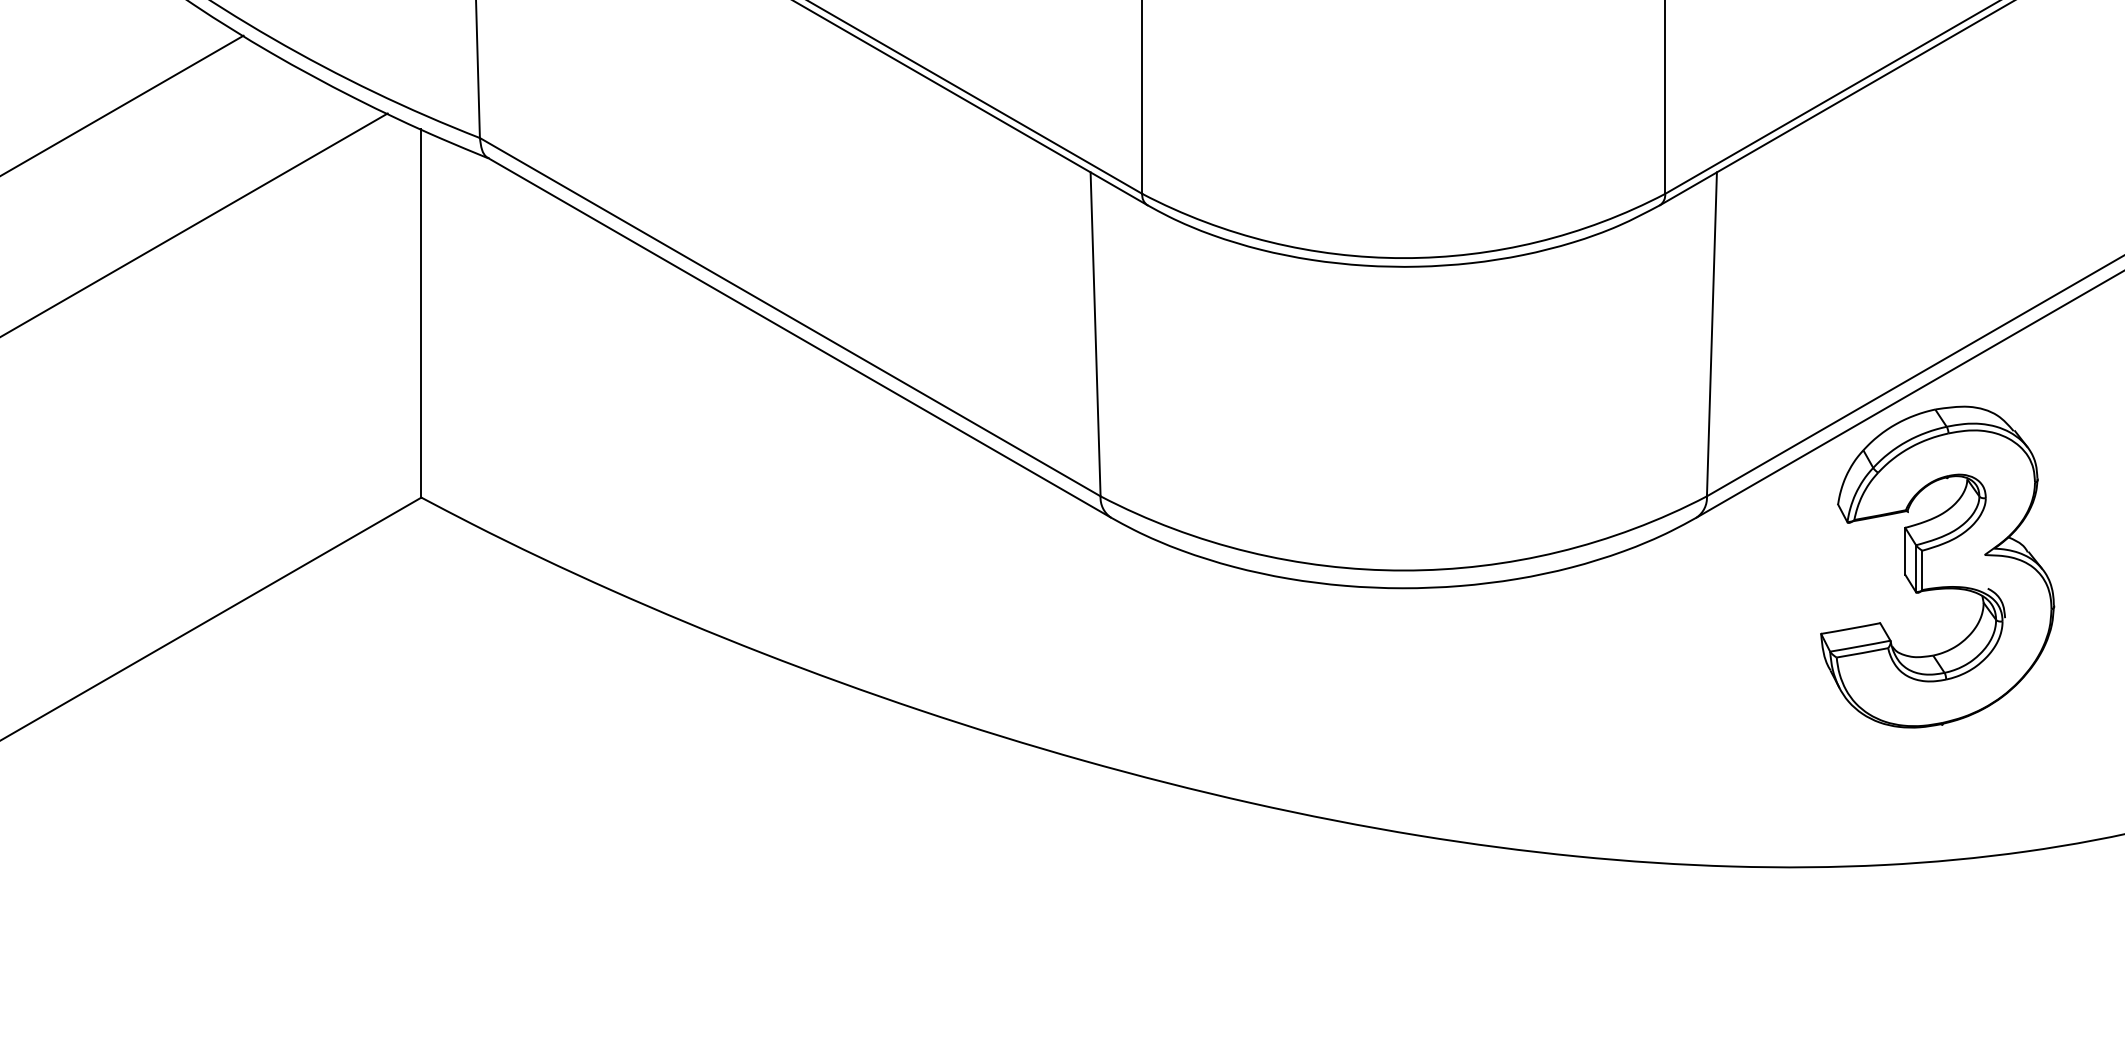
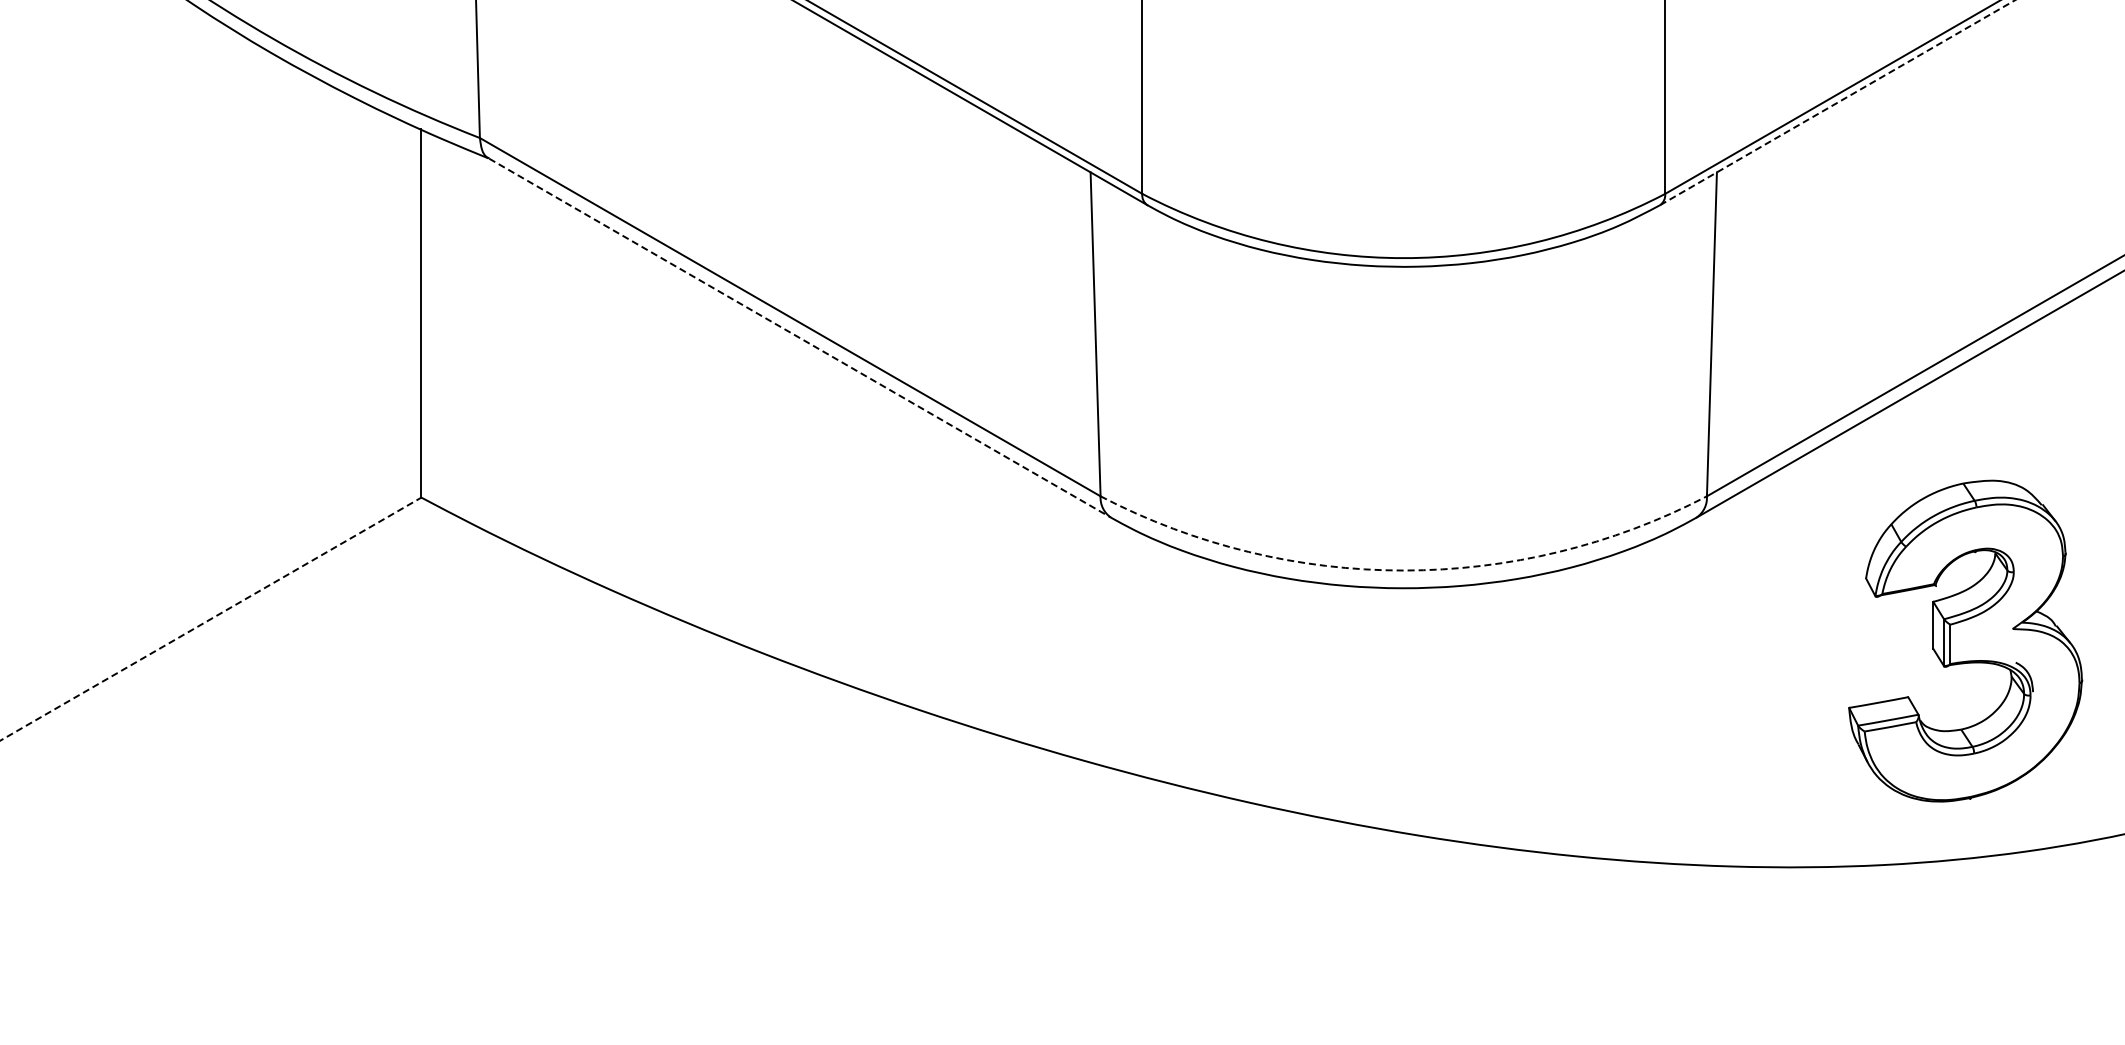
line: solid -> dashed (1837, 102)
line: present -> none (122, 104)
line: present -> none (194, 224)
line: solid -> dashed (799, 338)
part position: (1937, 566) -> (1965, 640) (1965, 640)
arc: solid -> dashed (1403, 570)
line: solid -> dashed (210, 619)
